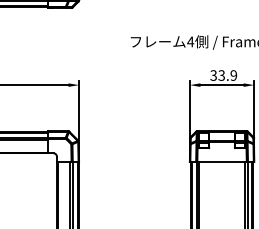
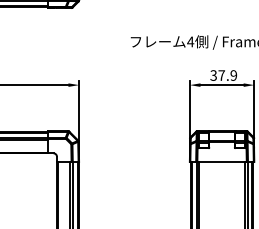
text: 33.9 -> 37.9 (221, 75)
